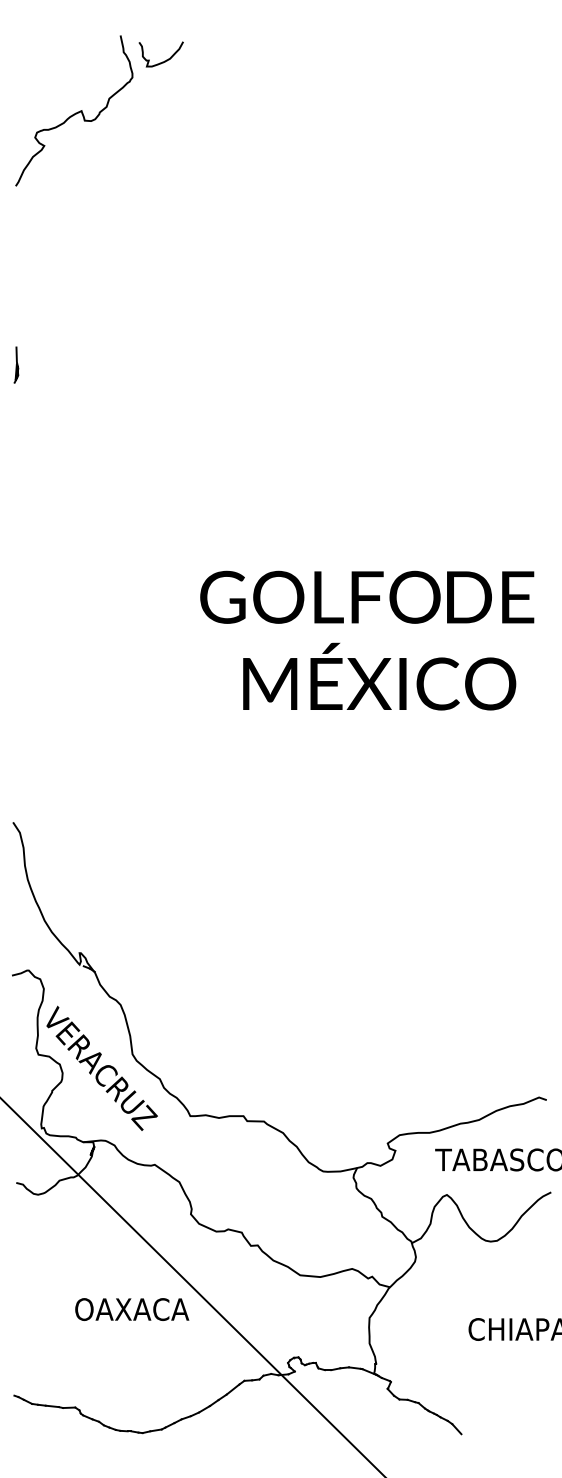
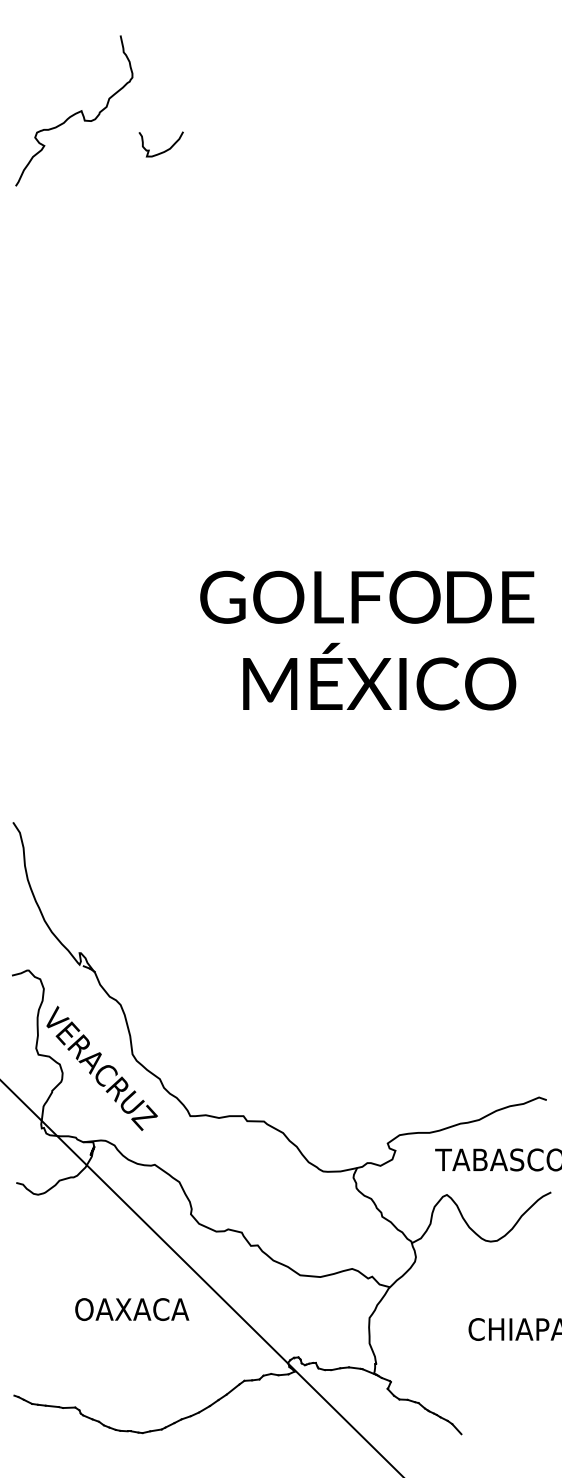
curve position: (164, 60) -> (164, 150) (164, 150)
curve: present -> none (16, 364)
line position: (192, 1287) -> (201, 1278) (201, 1278)
